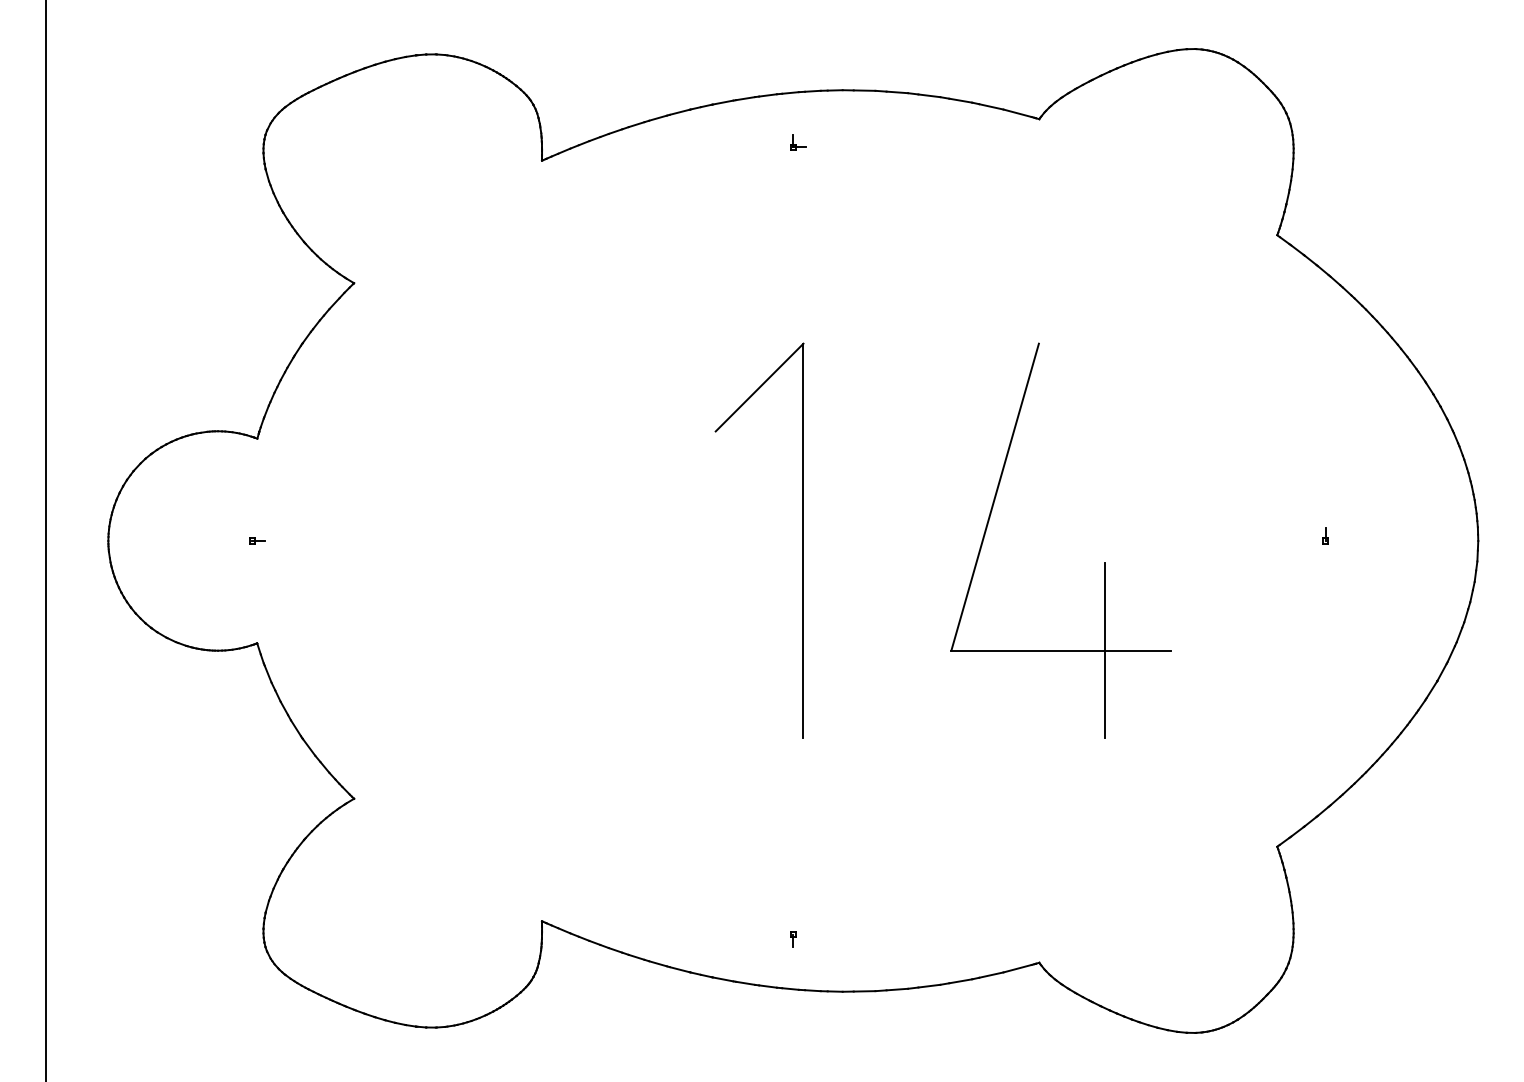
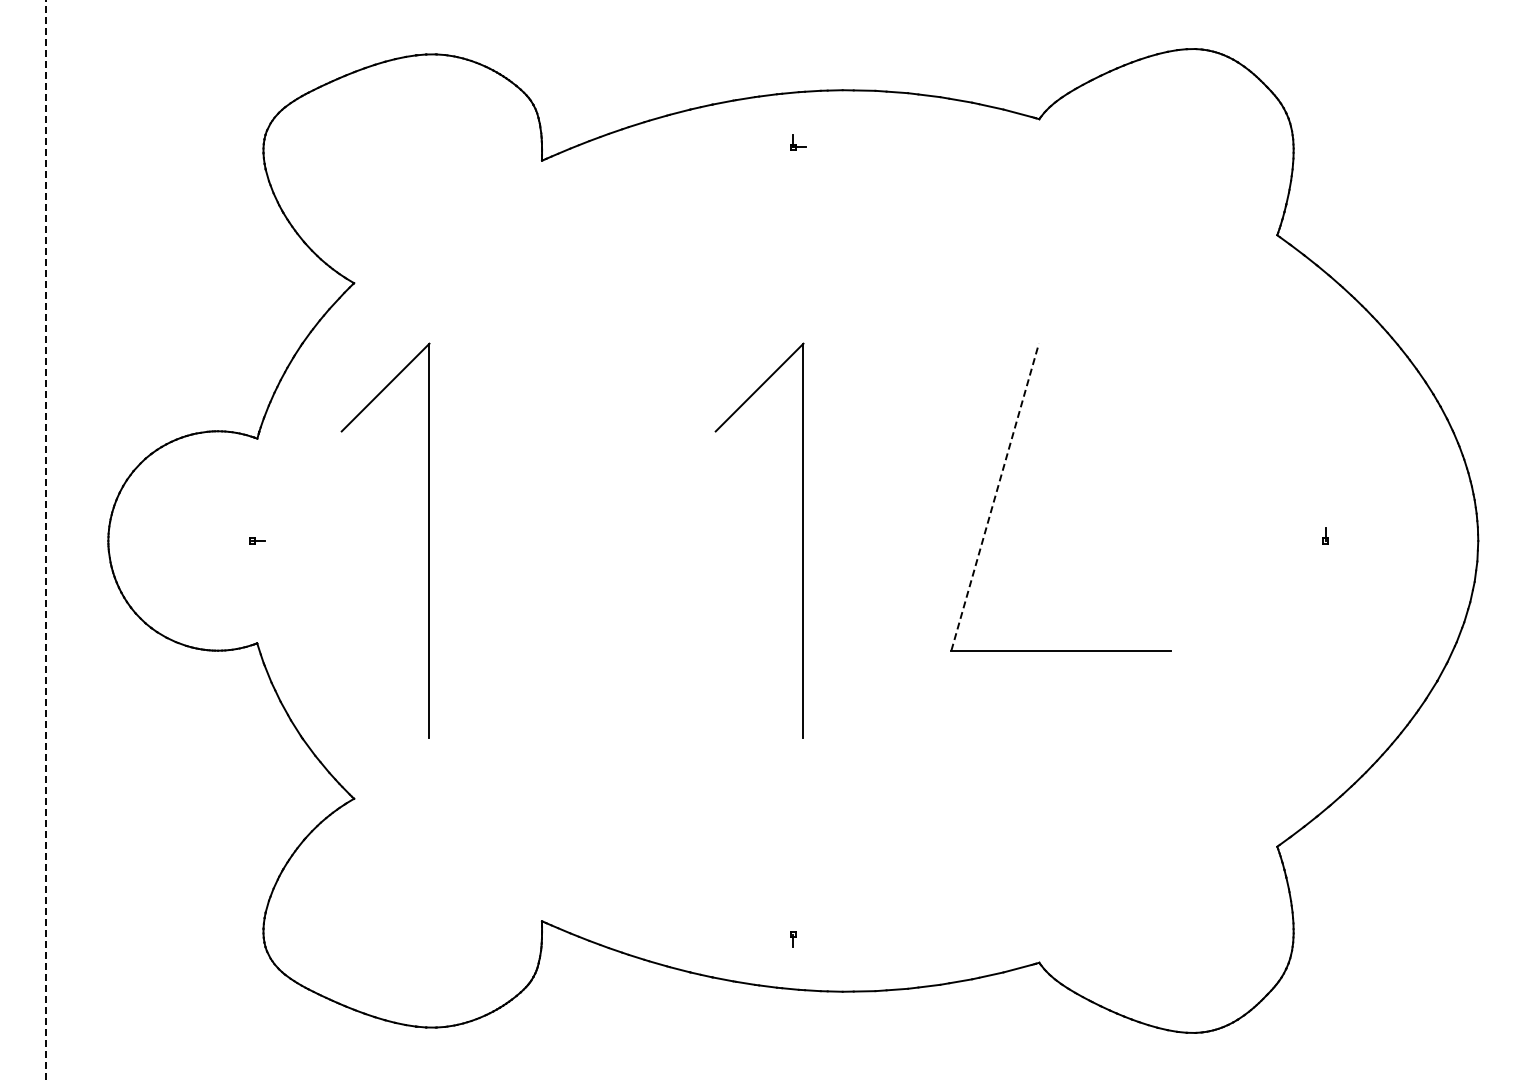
line: solid -> dashed (995, 497)
part: none -> present (428, 540)
line: solid -> dashed (45, 541)
line: present -> none (1104, 650)
